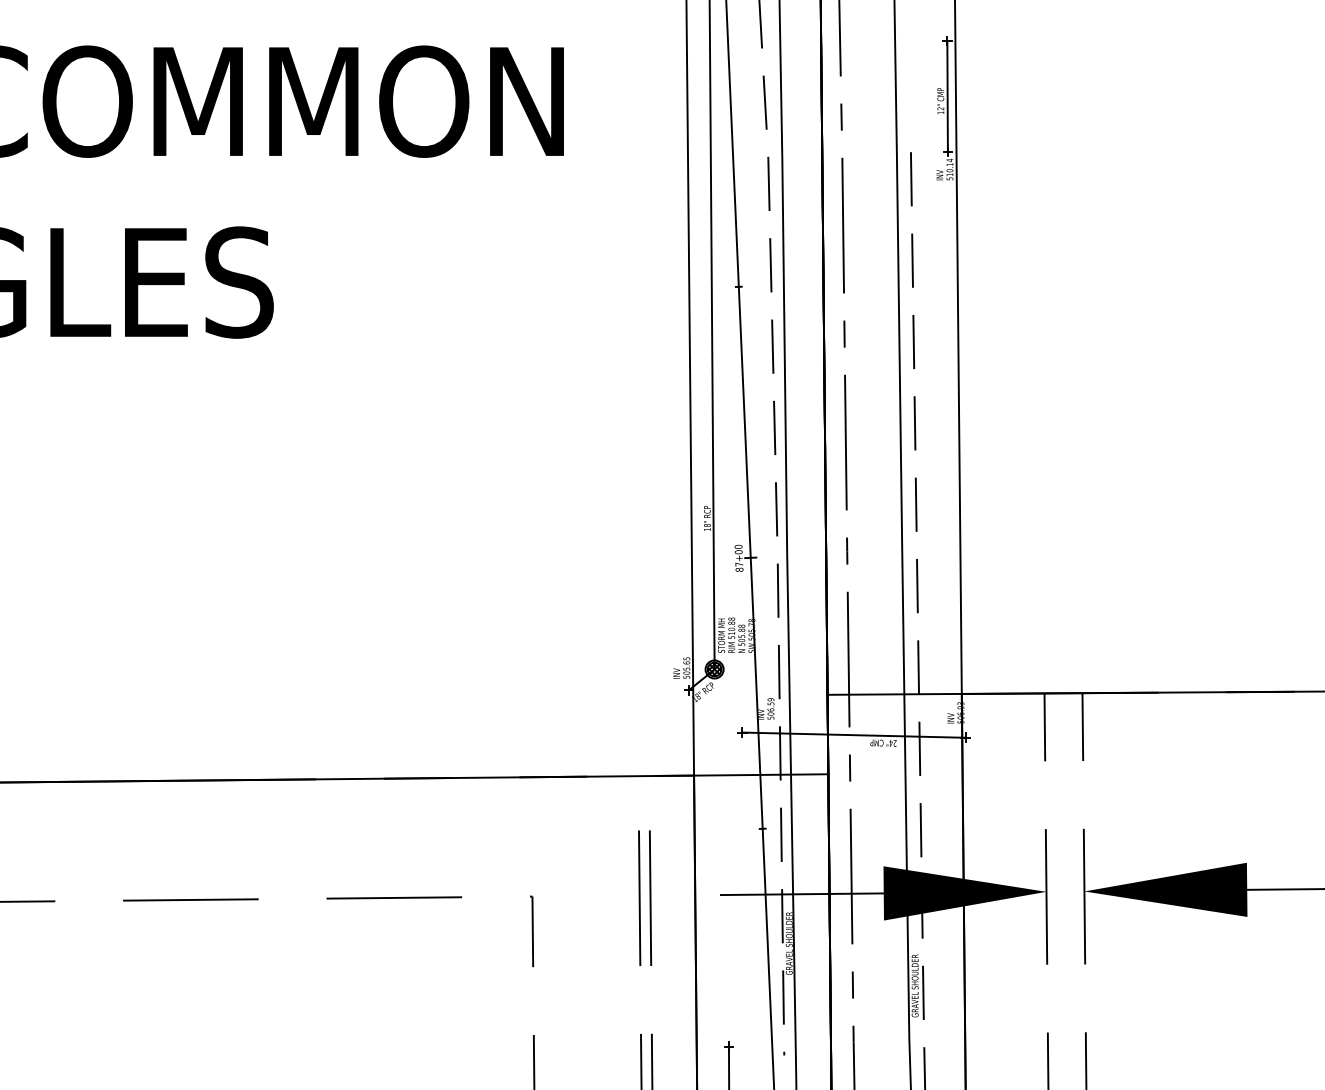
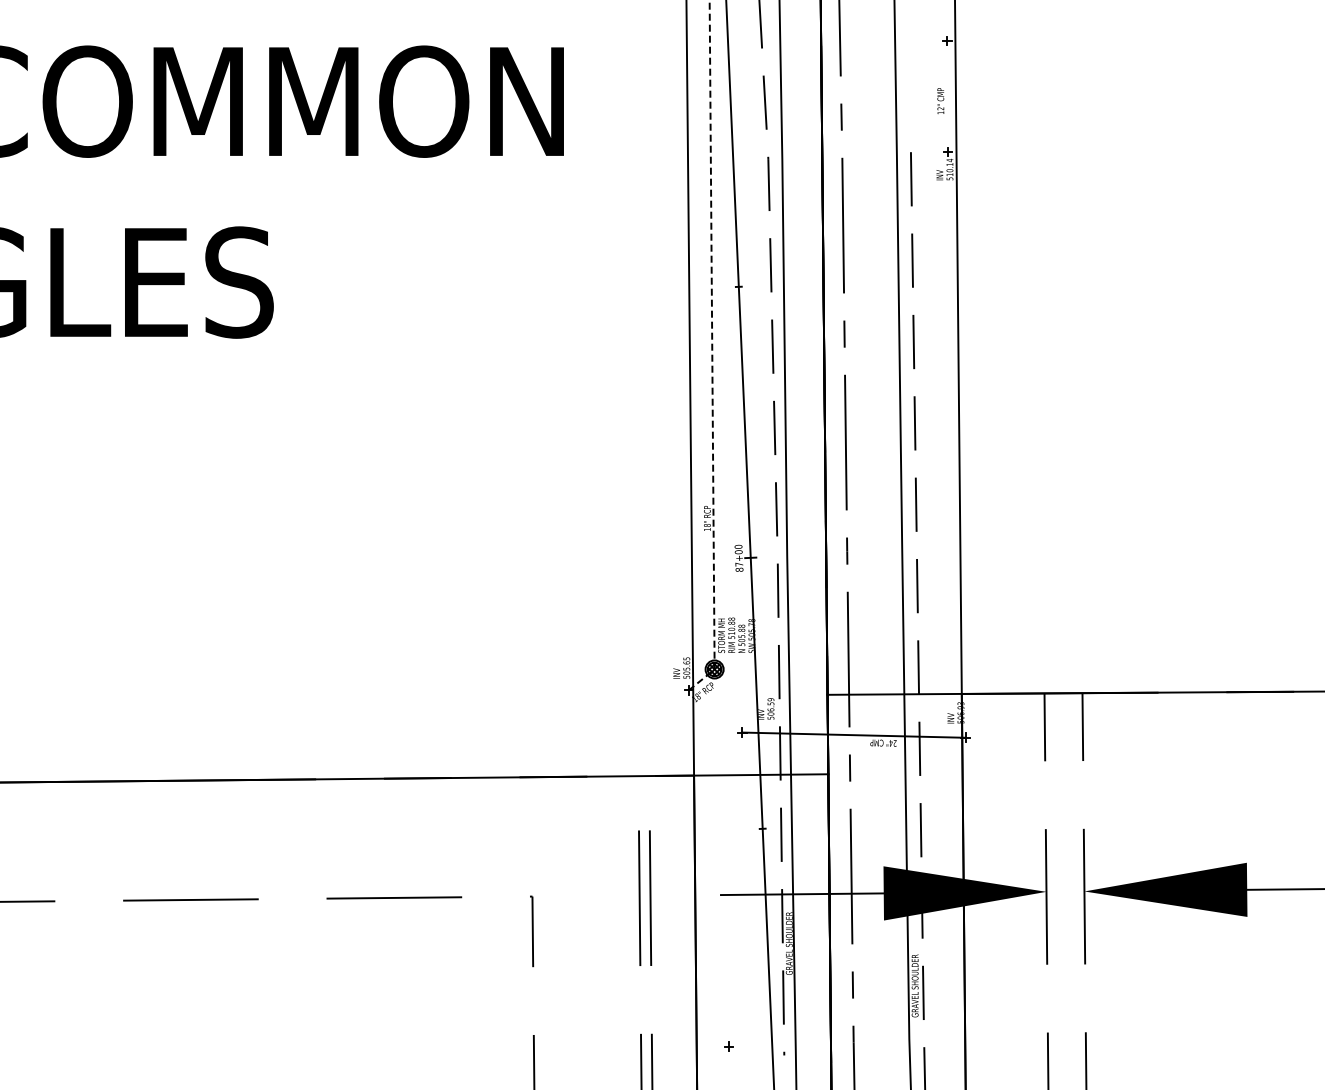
line: present -> none (947, 96)
line: solid -> dashed (712, 352)
line: present -> none (728, 1066)
